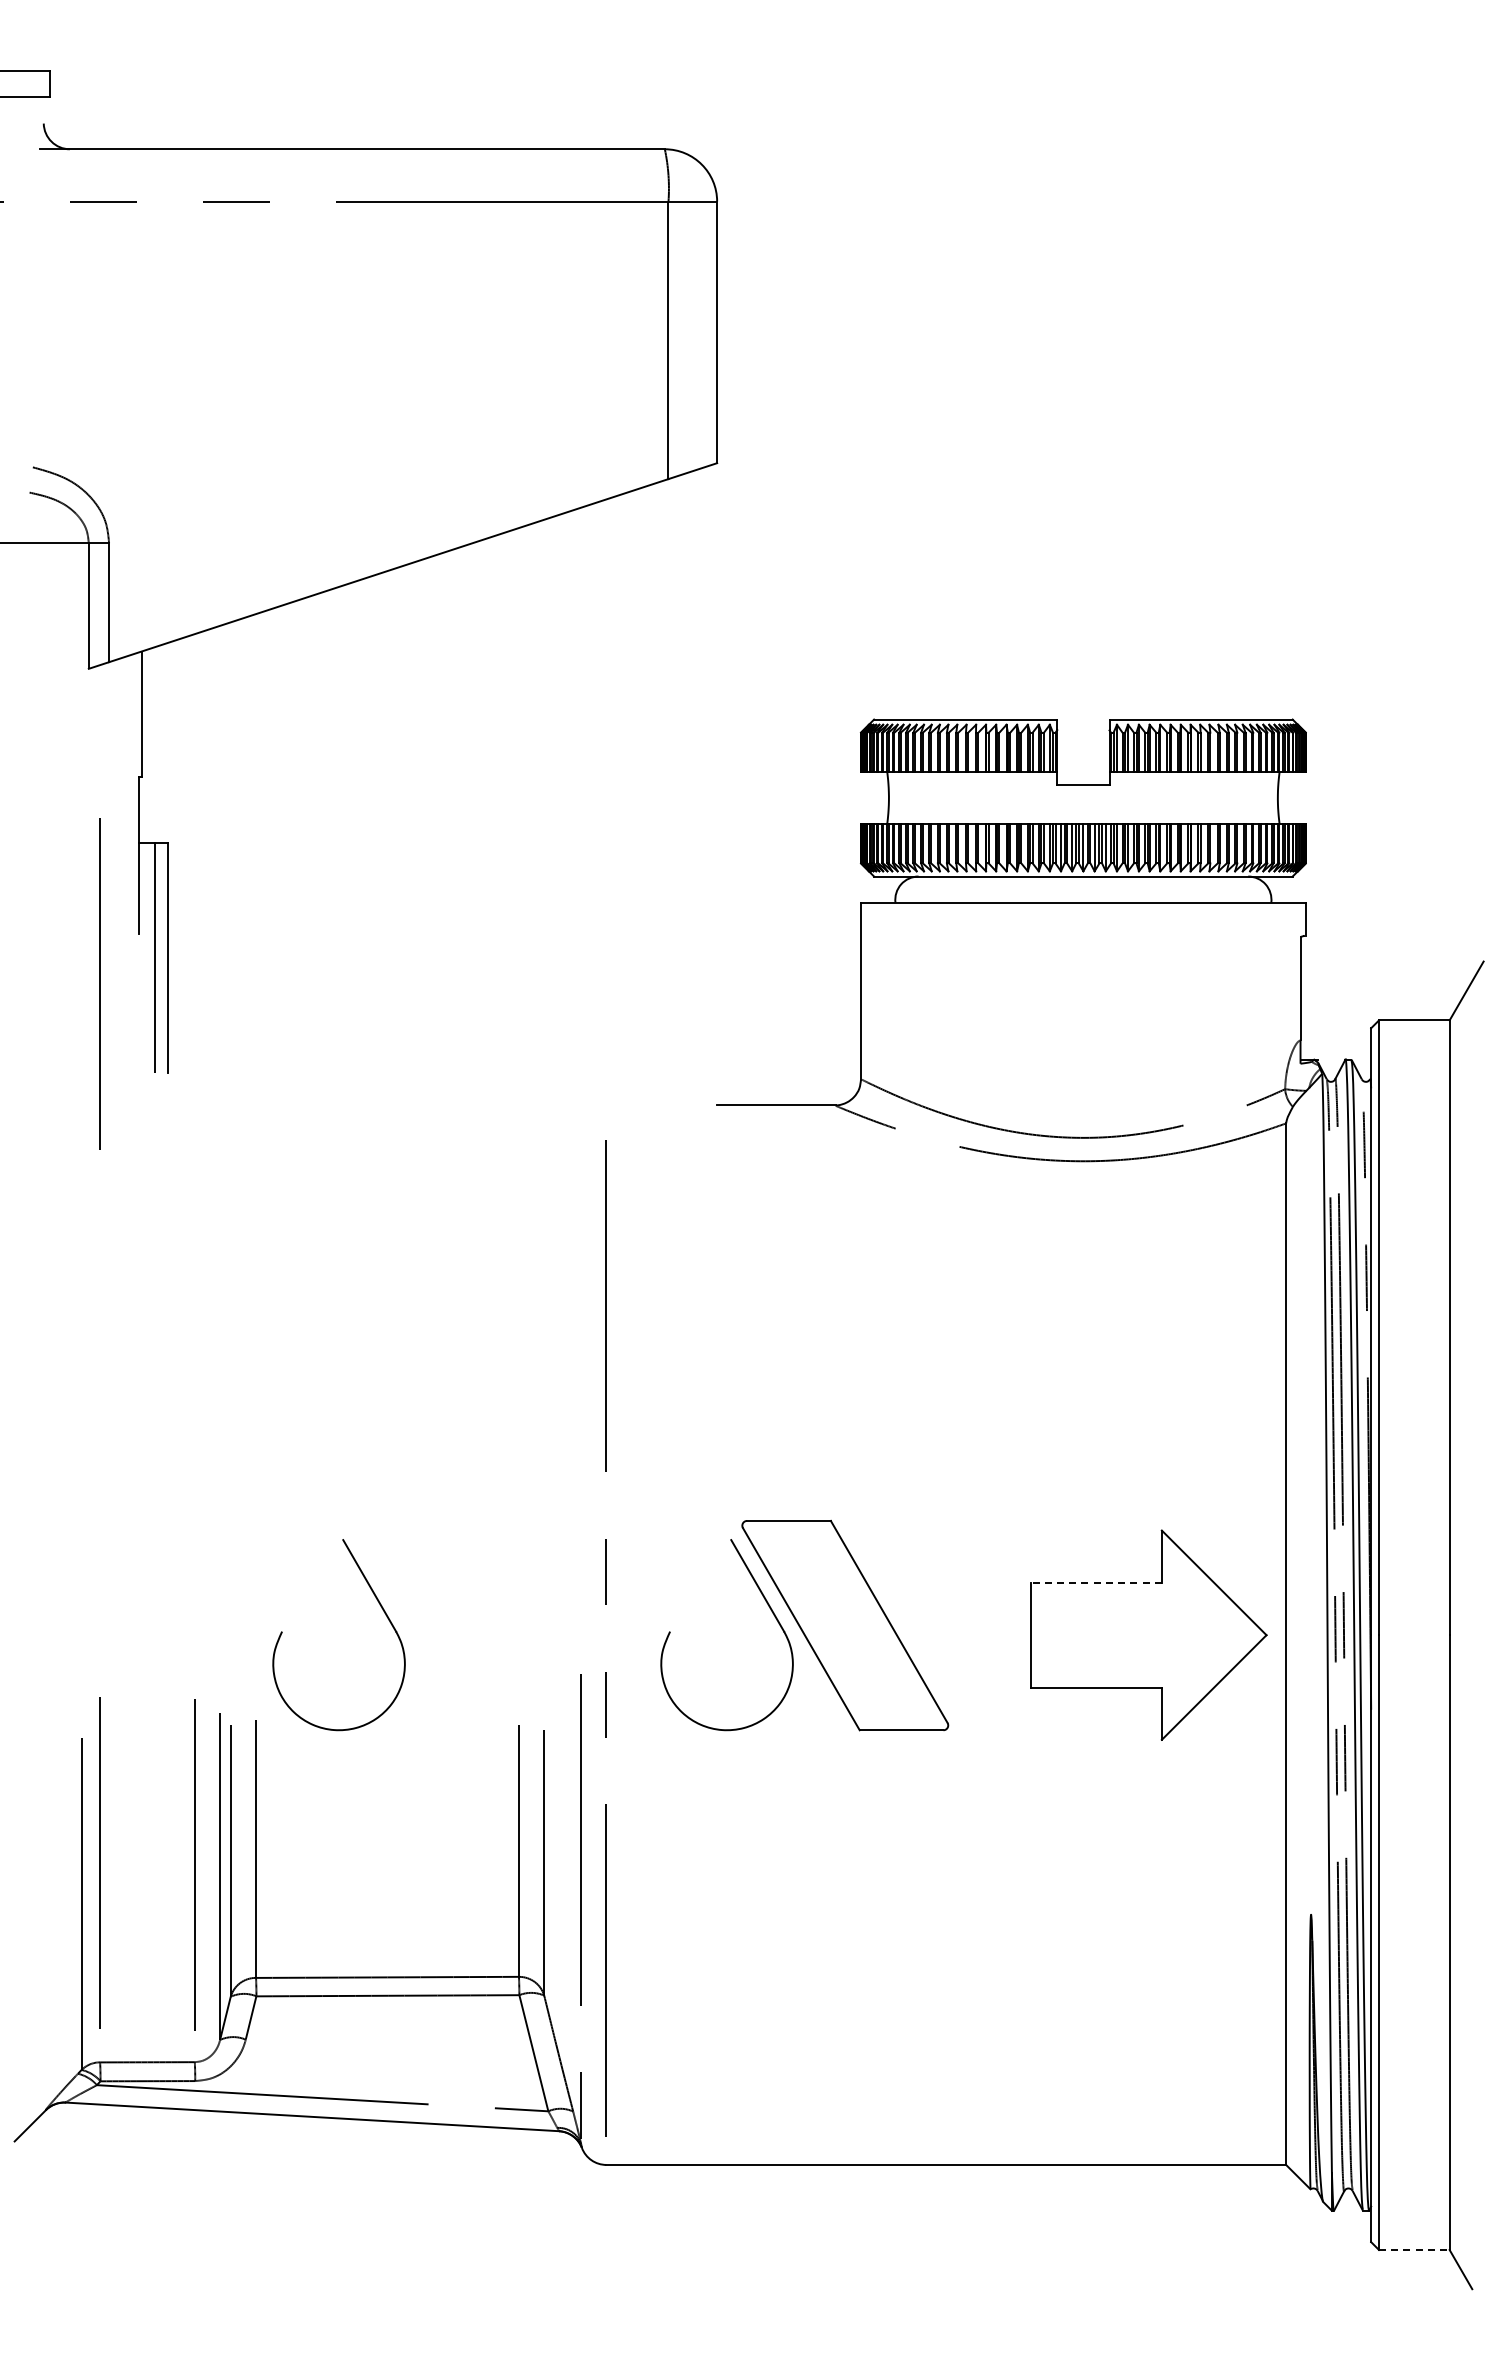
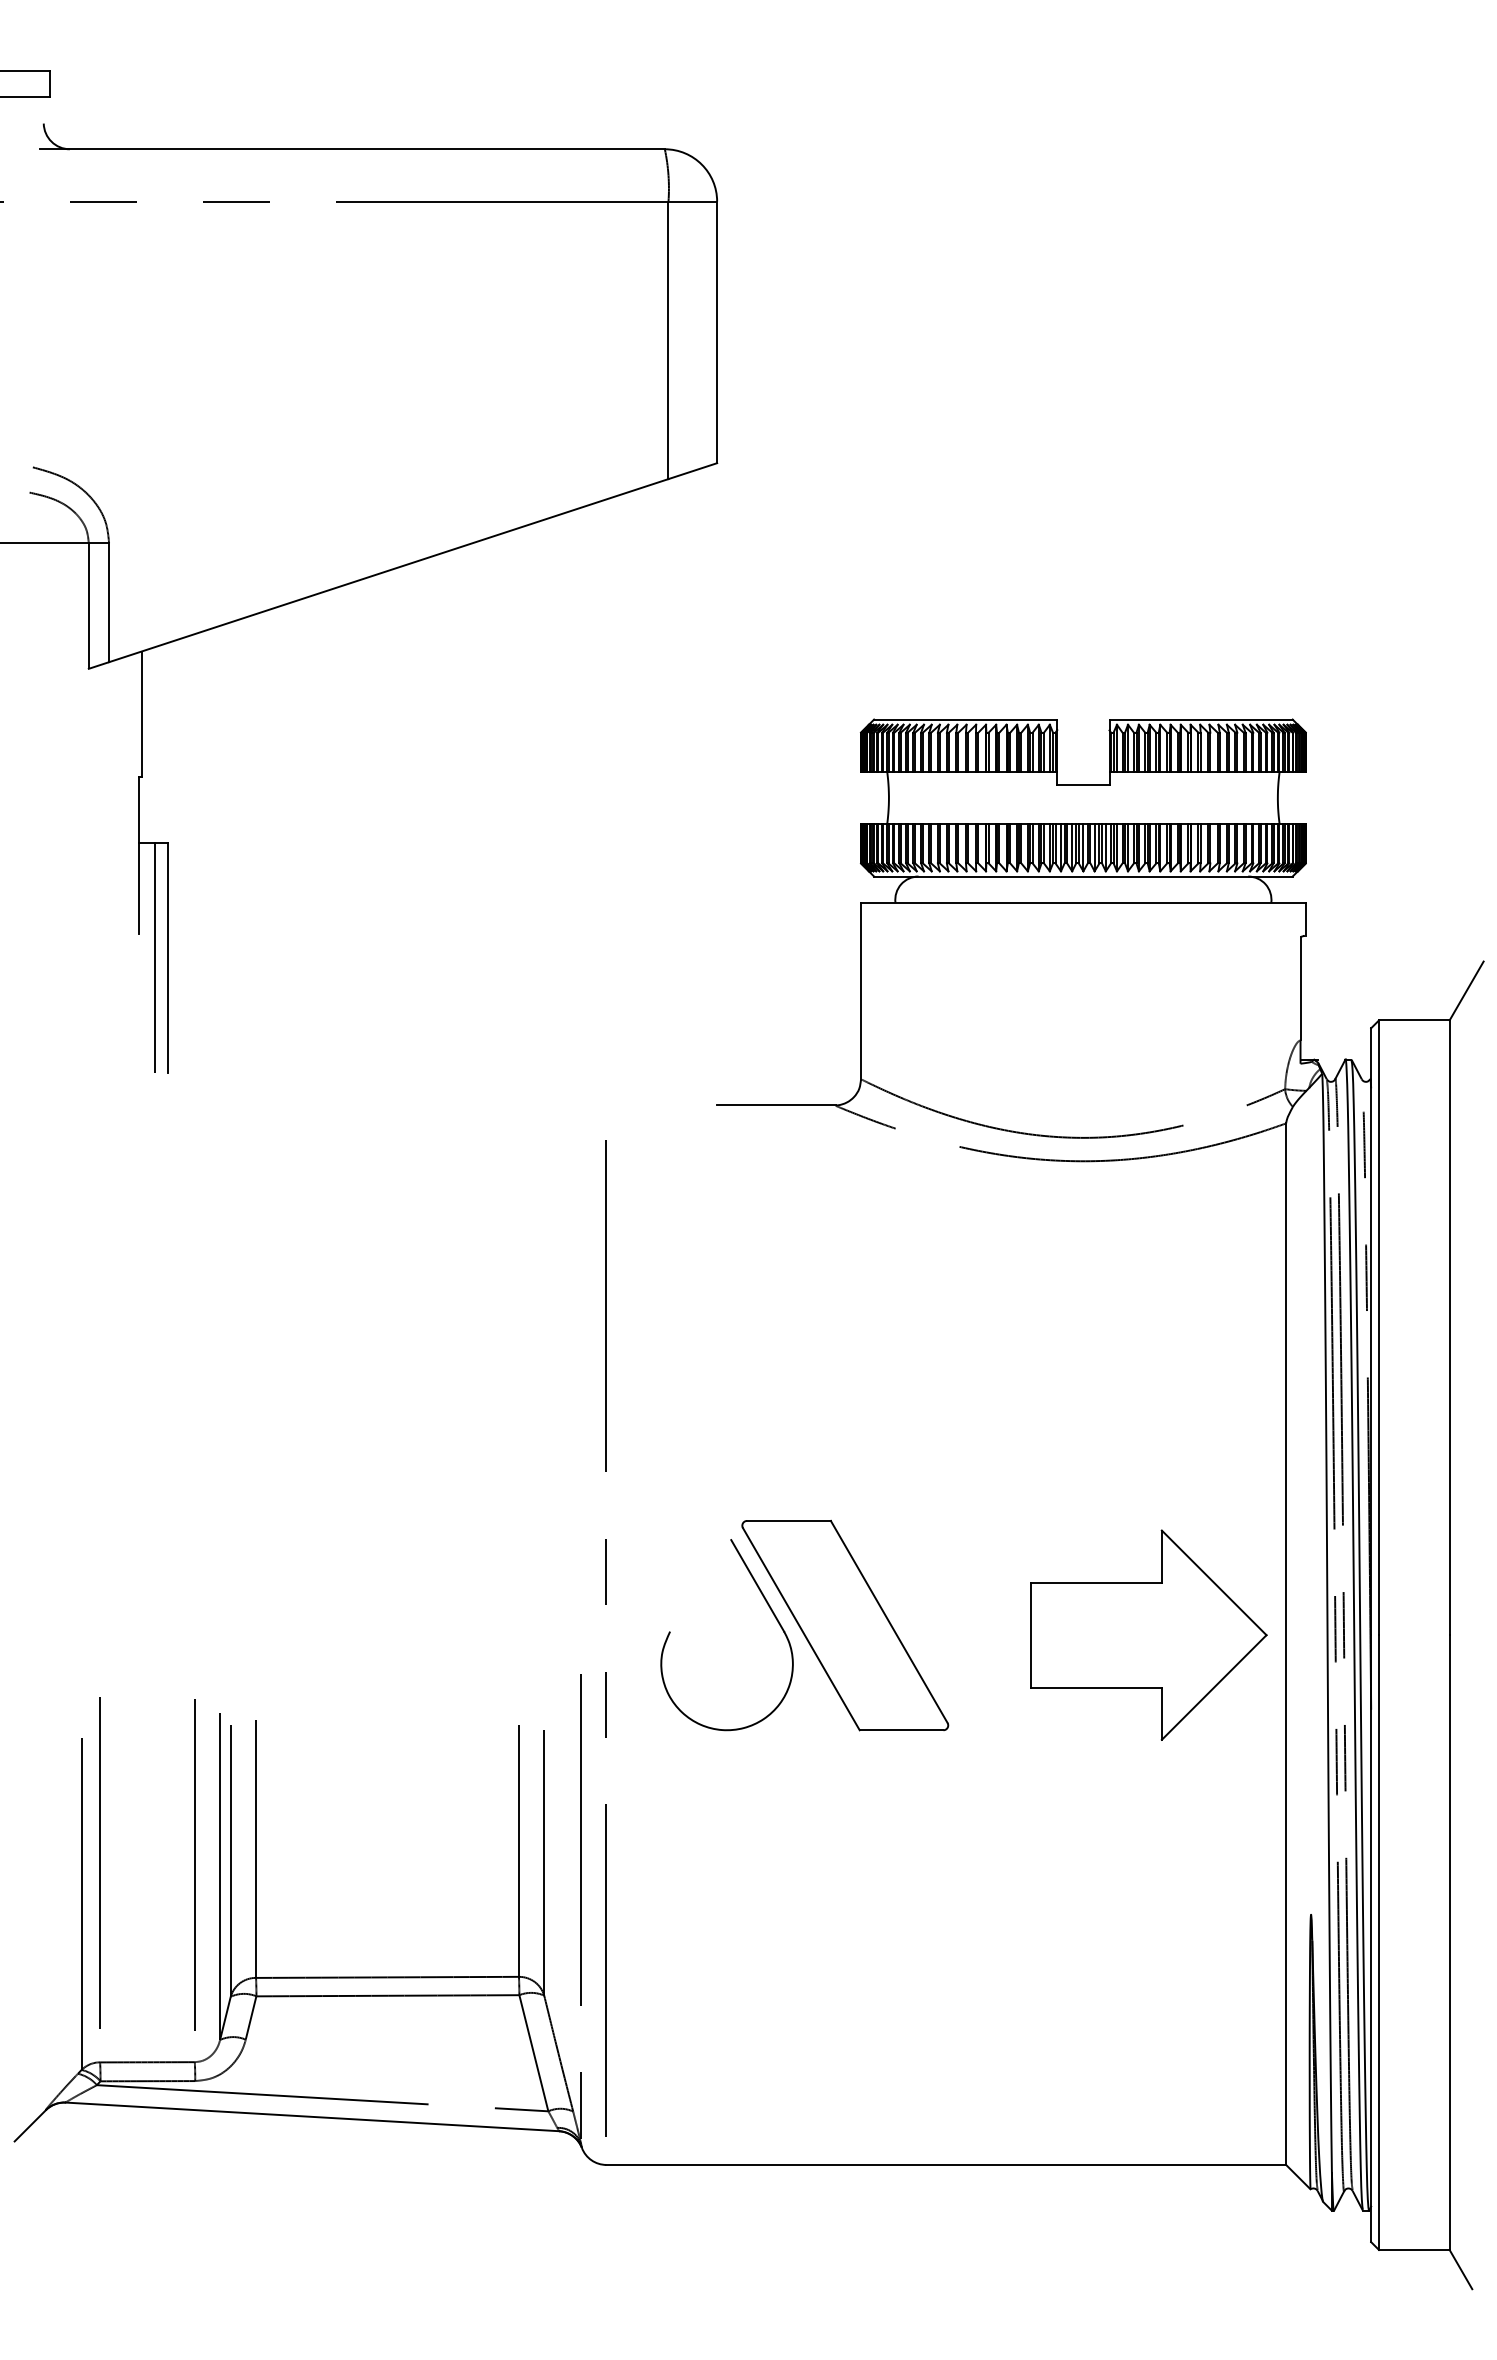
line: present -> none (99, 983)
line: dashed -> solid (1095, 1582)
part: present -> none (382, 1610)
line: dashed -> solid (1414, 2249)
